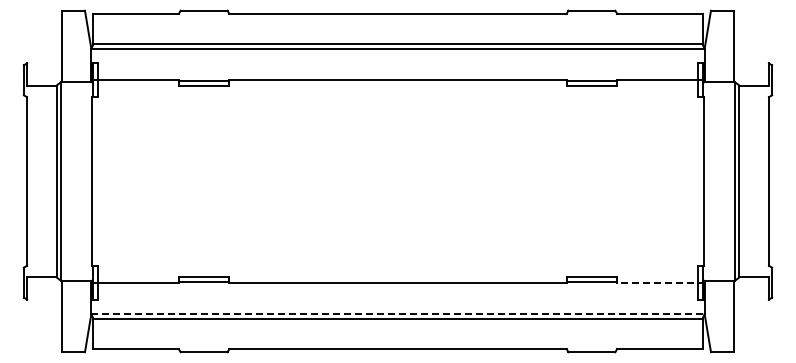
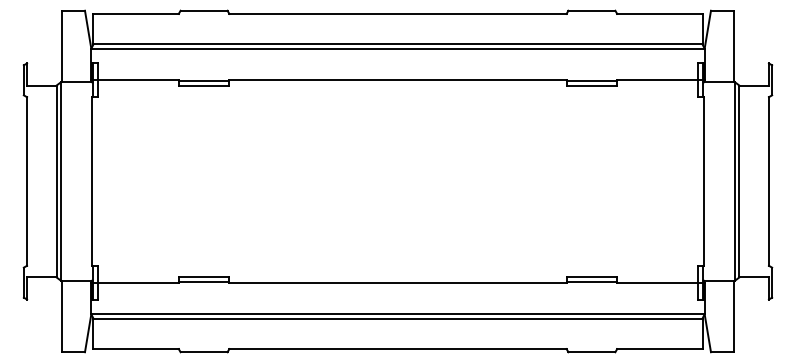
line: dashed -> solid (660, 282)
line: dashed -> solid (398, 314)
